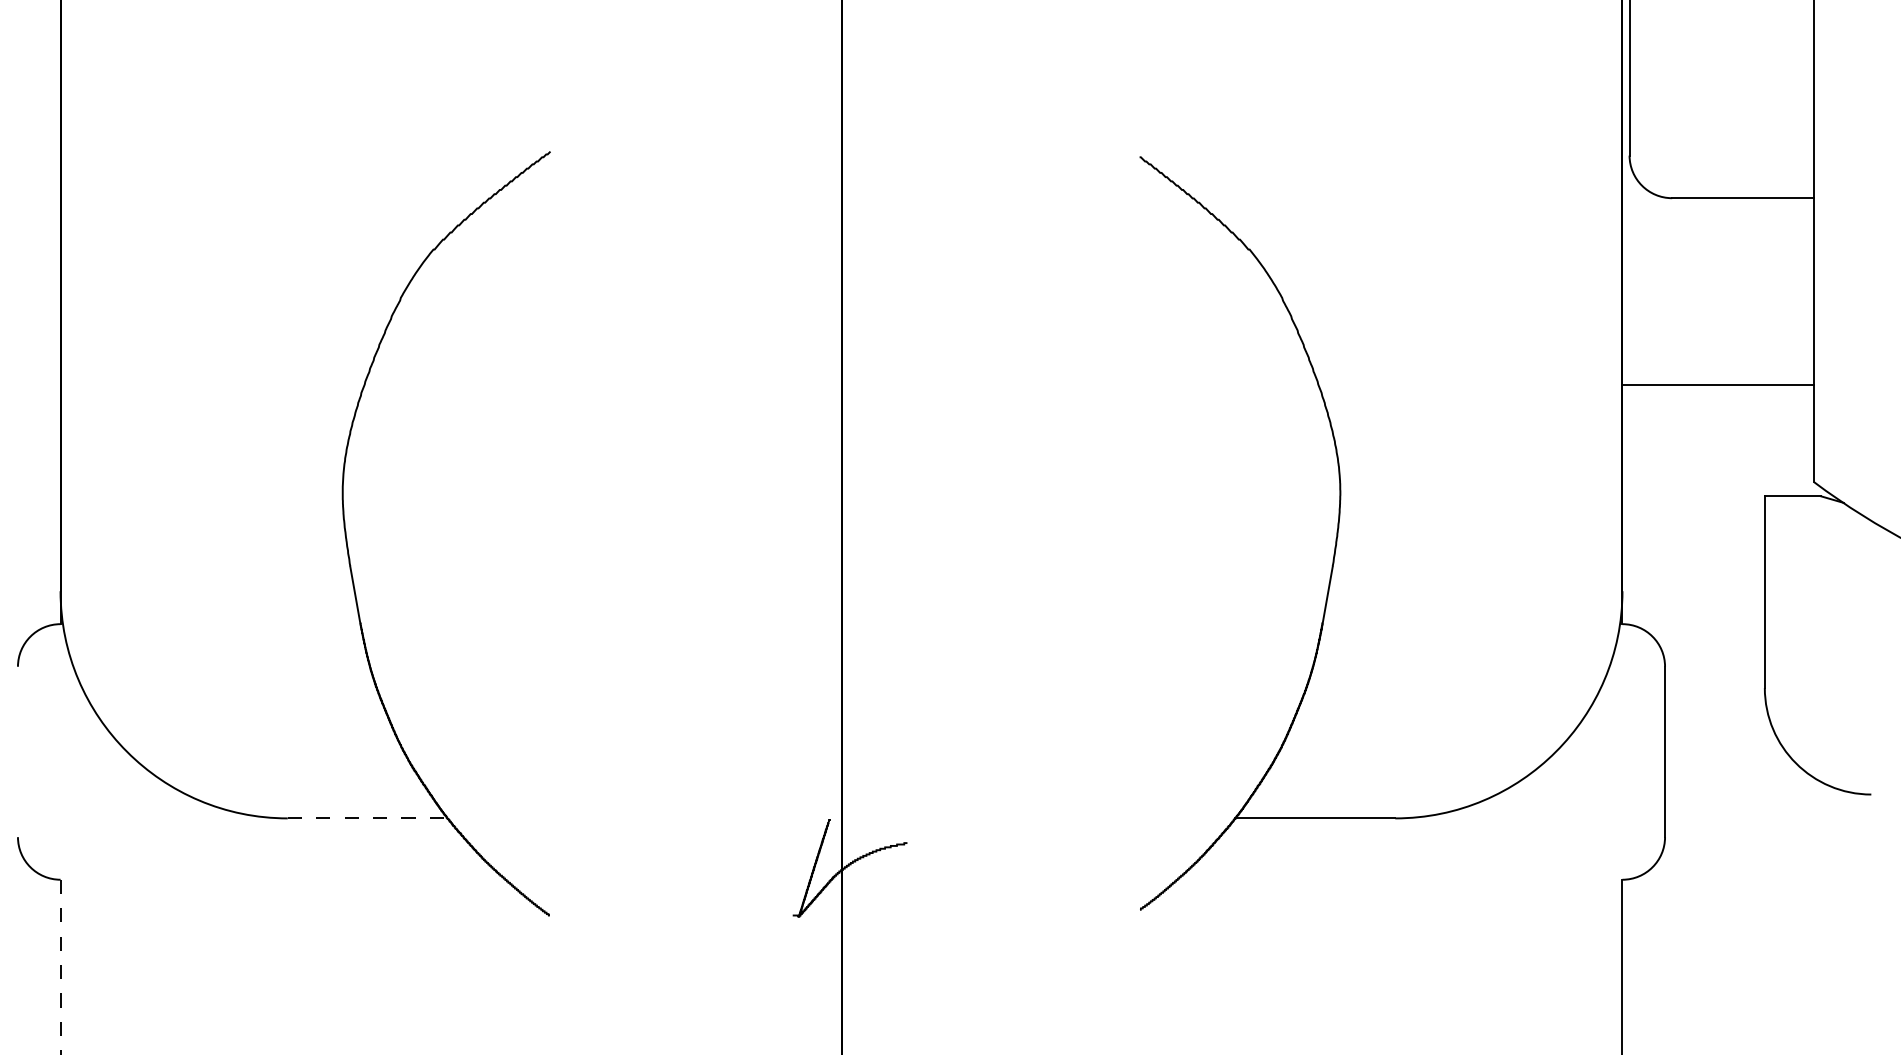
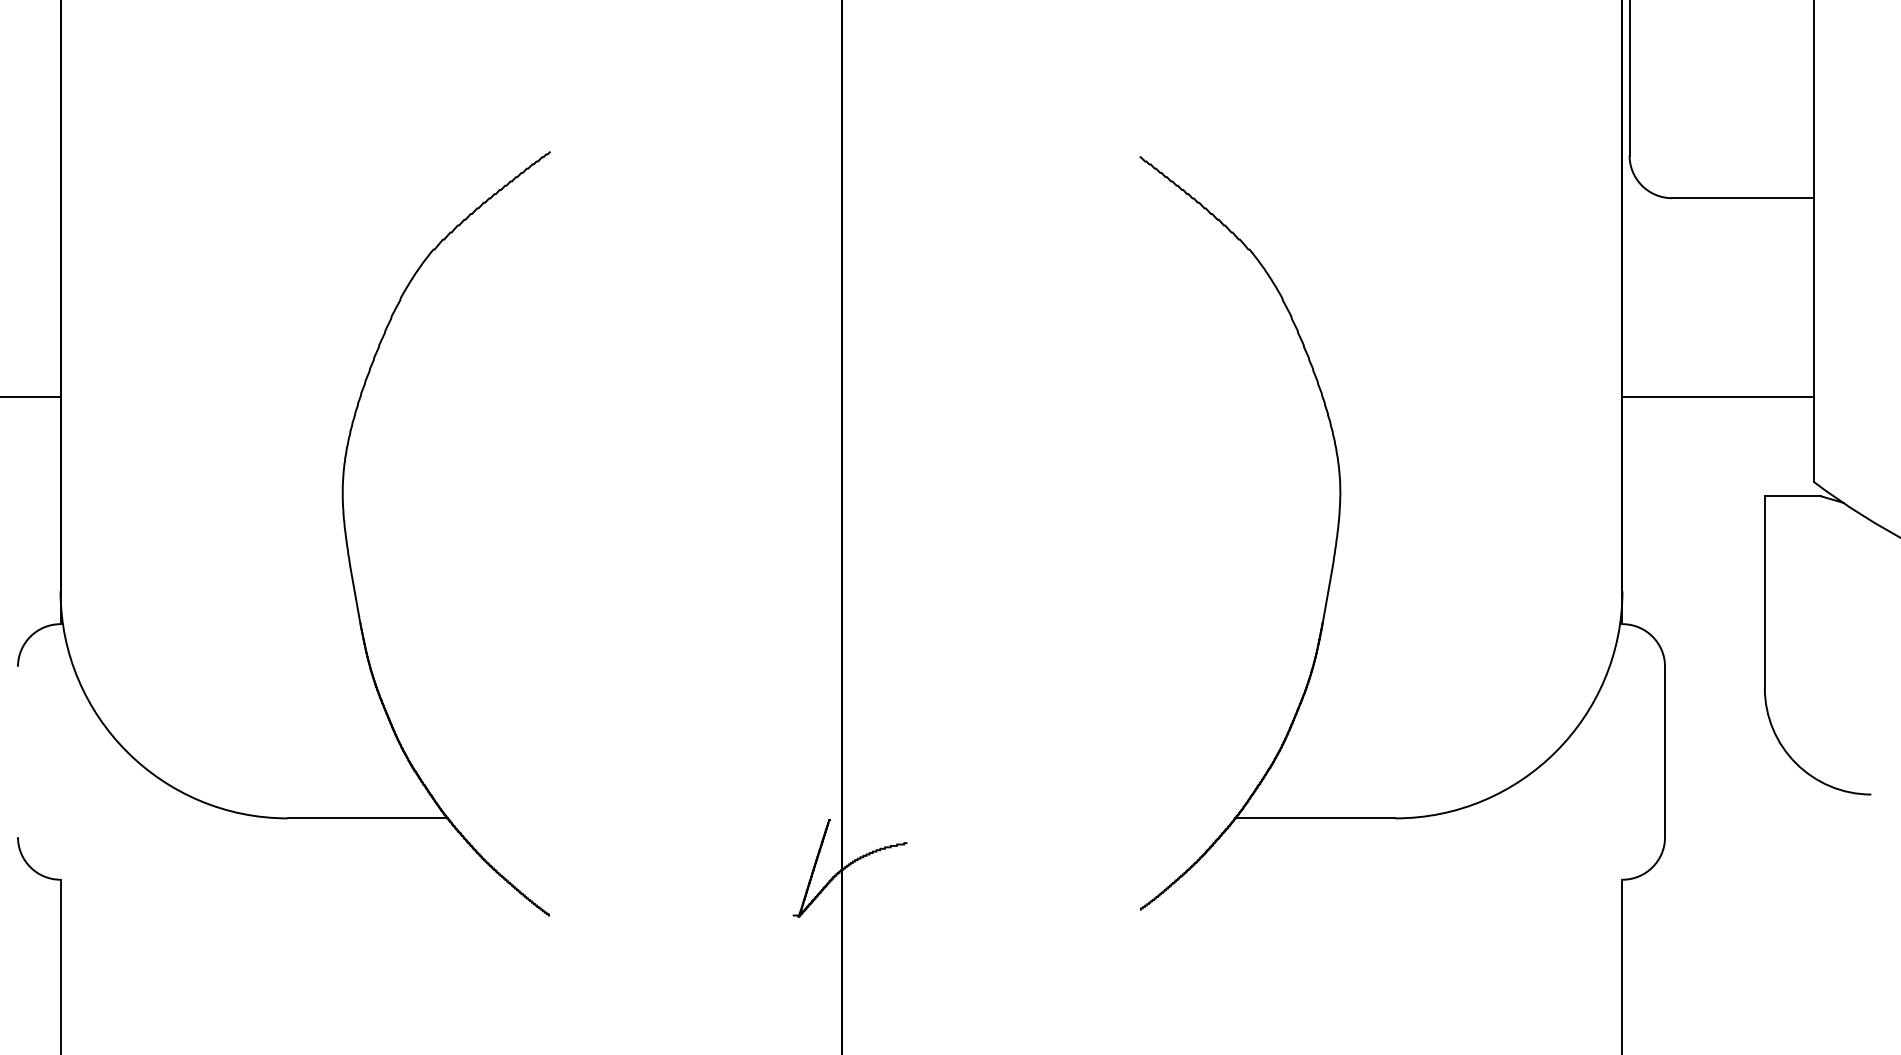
line position: (1718, 384) -> (1718, 396) (1718, 396)
line: none -> present (31, 396)
line: dashed -> solid (368, 818)
line: dashed -> solid (60, 966)
